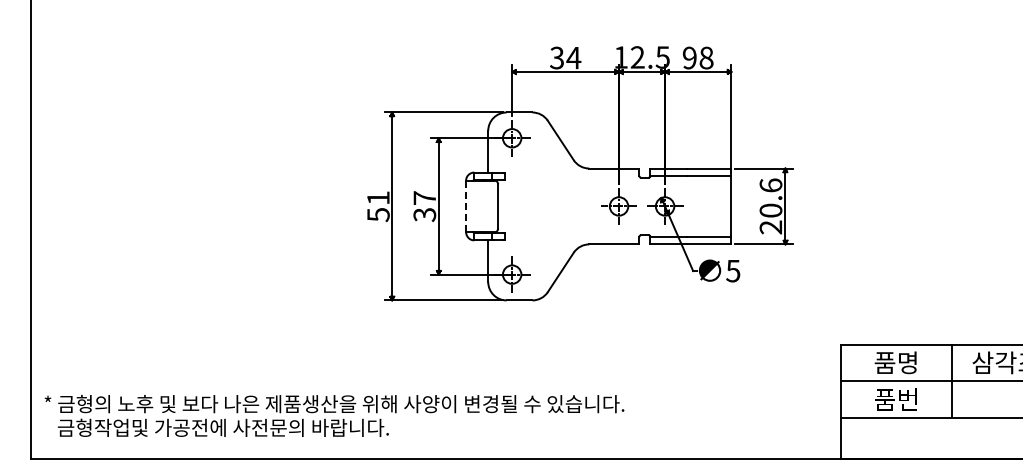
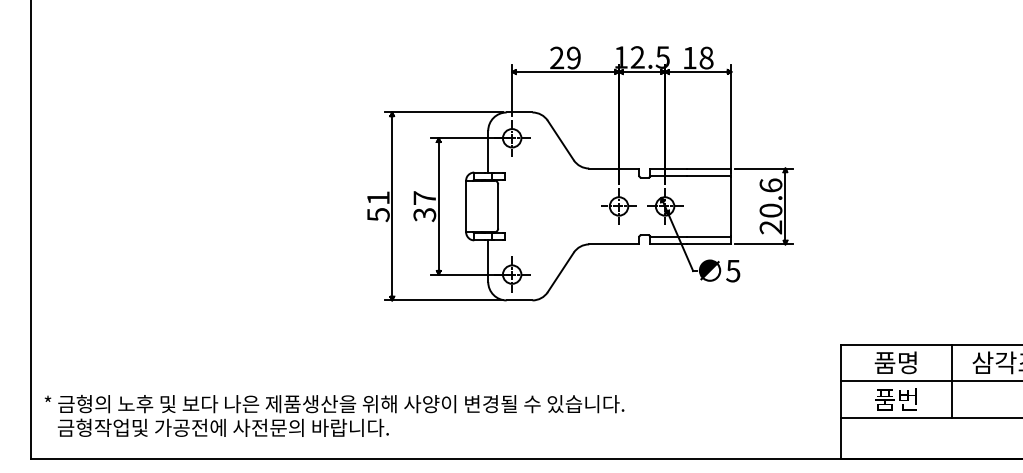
text: 34 -> 29 (565, 57)
text: 98 -> 18 (689, 57)
line: dashed -> solid (466, 206)
